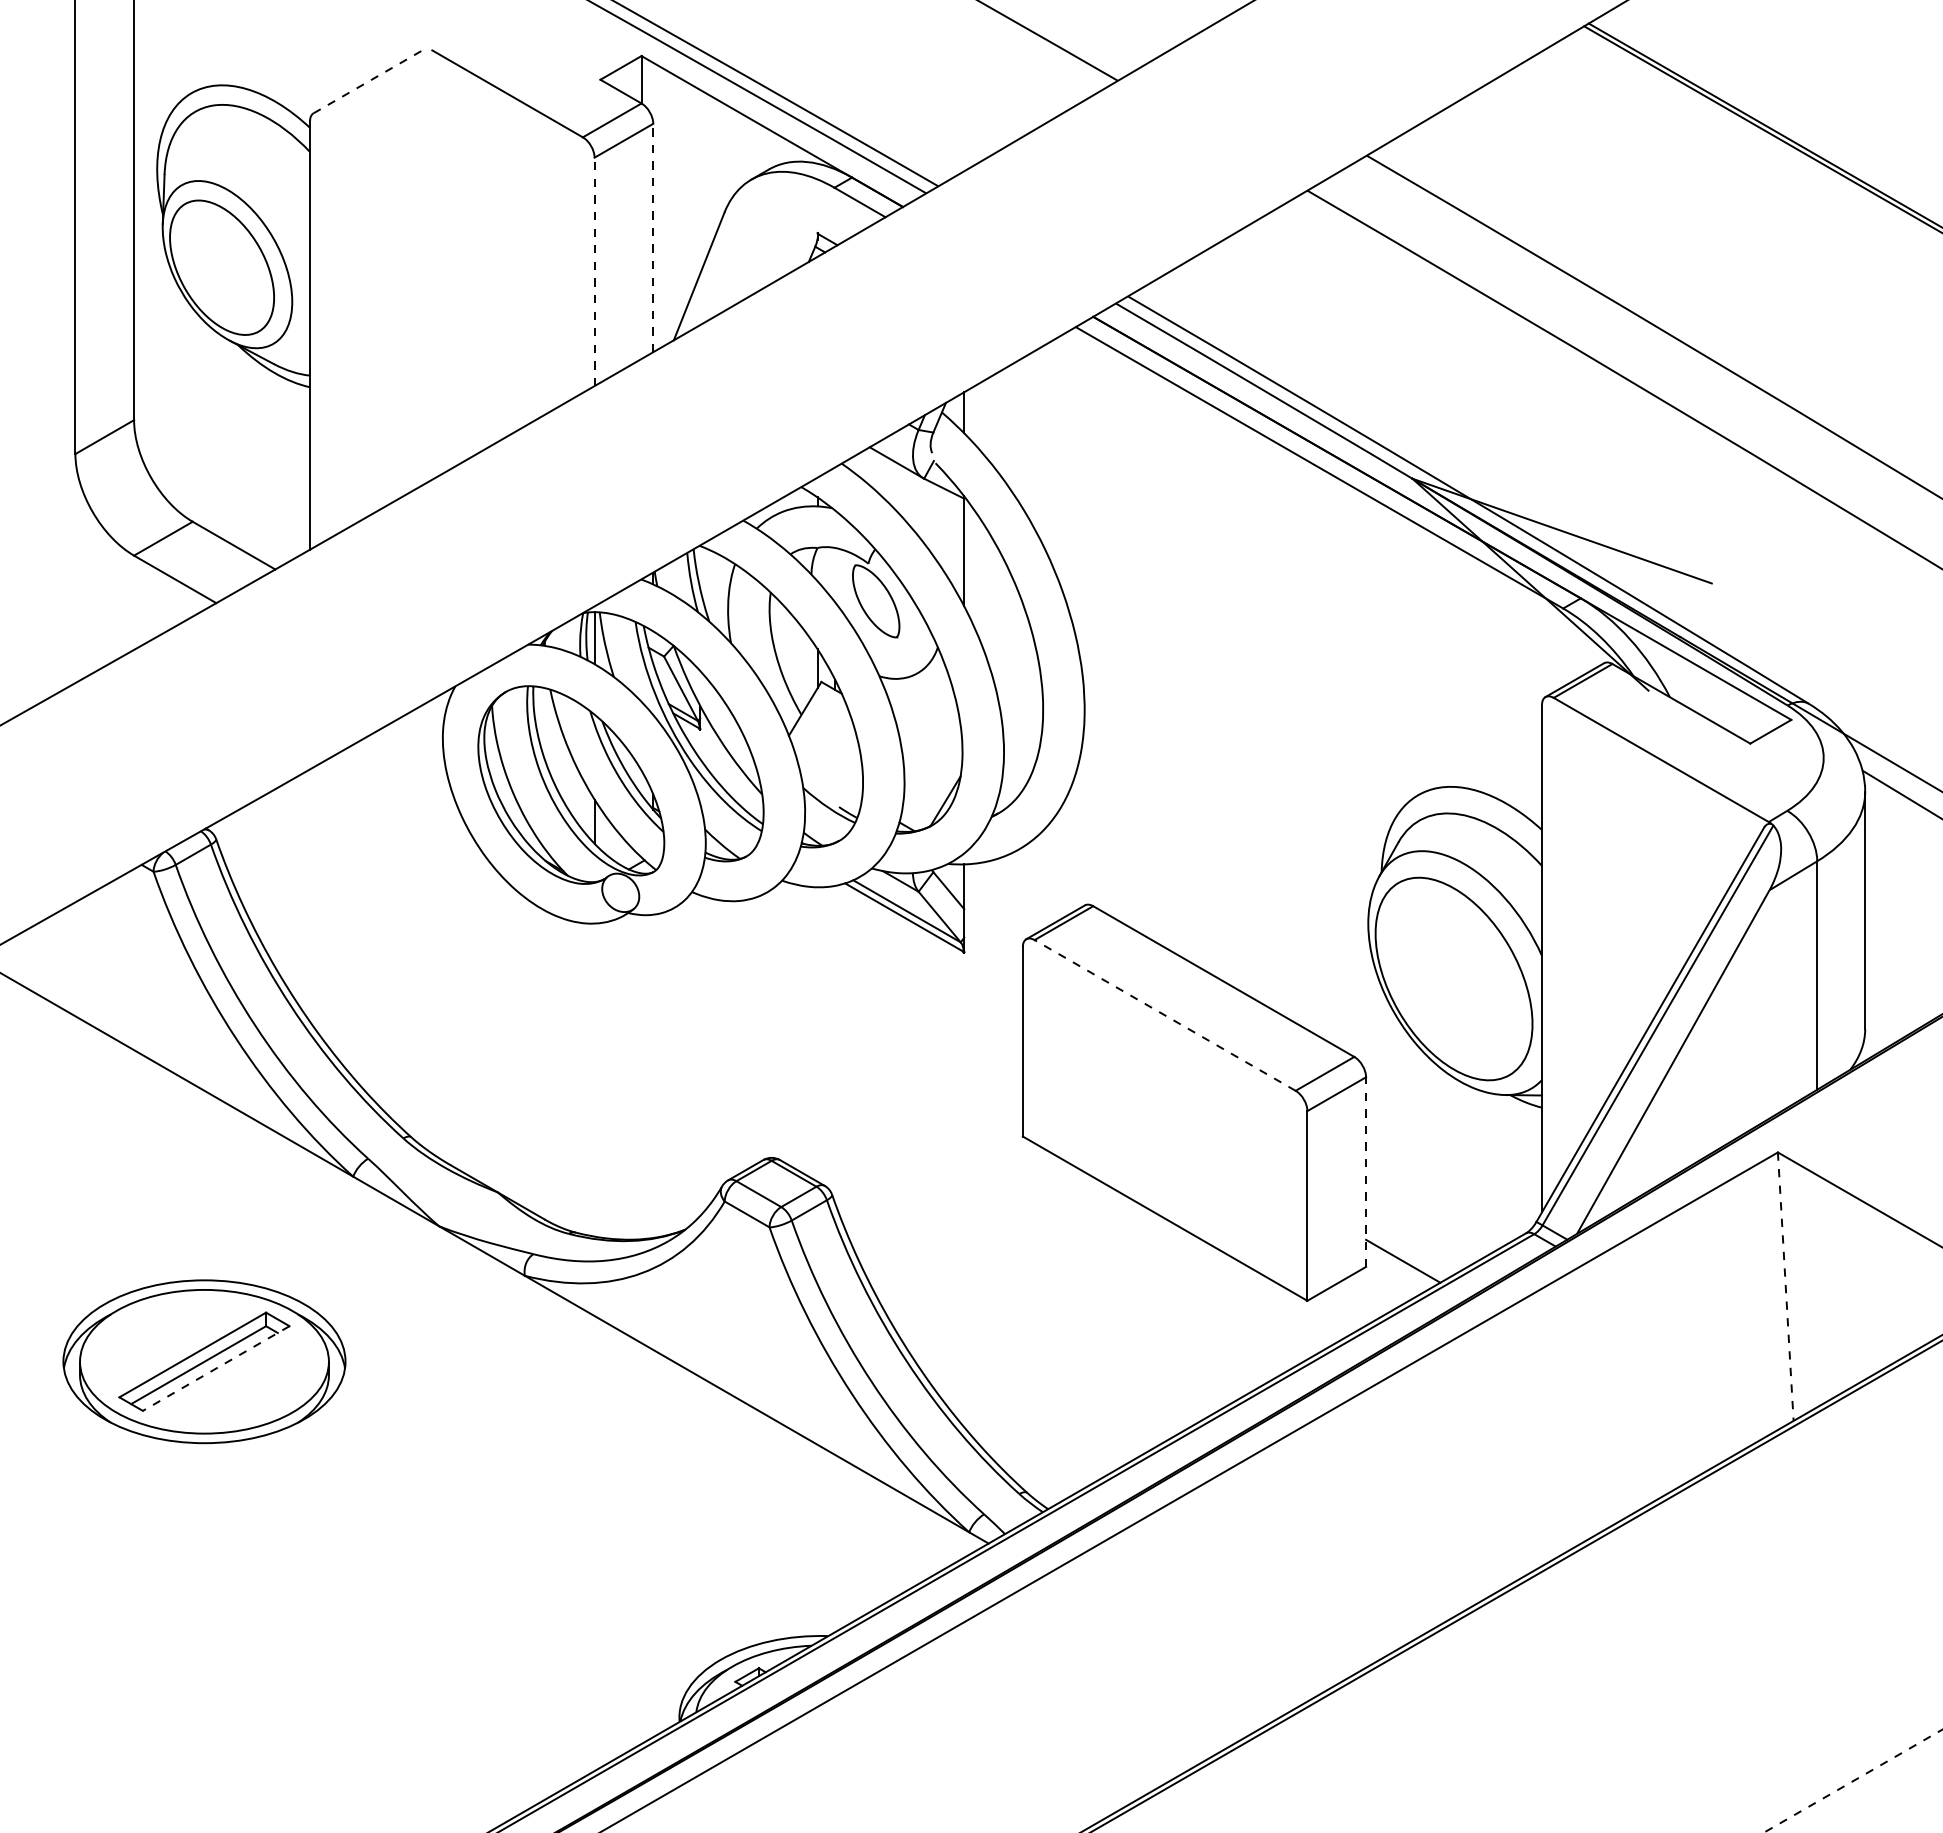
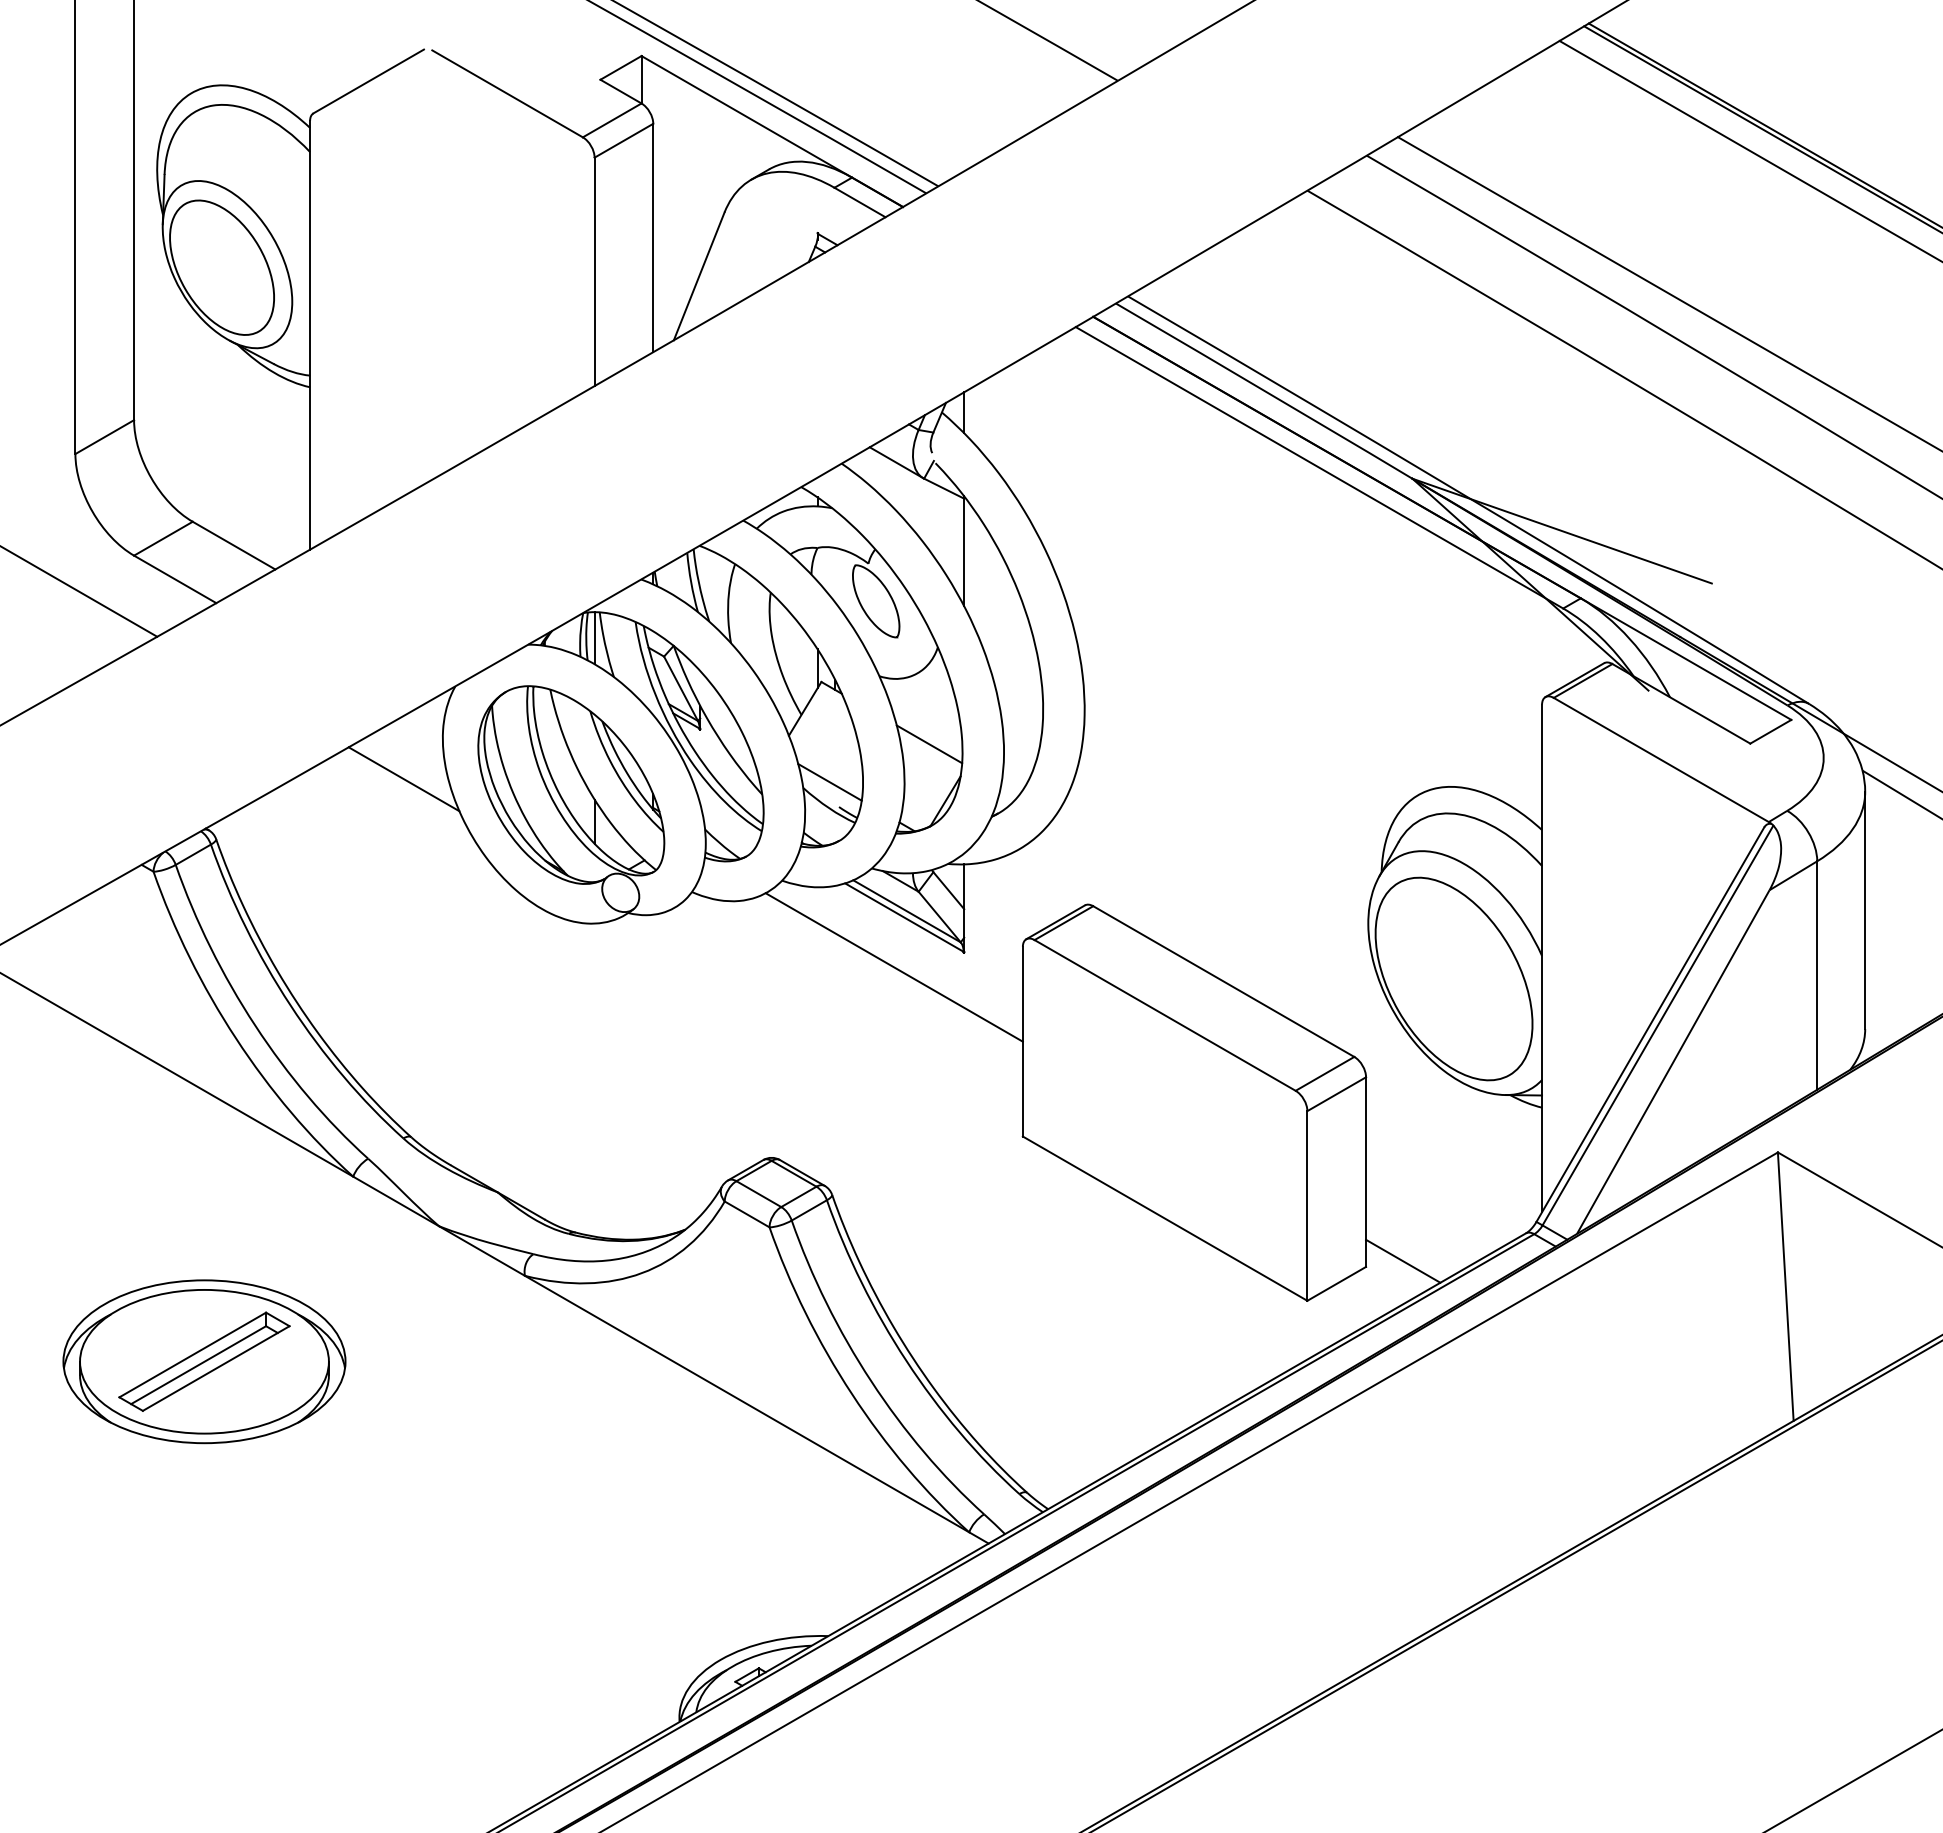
line: dashed -> solid (368, 81)
line: none -> present (1749, 150)
line: dashed -> solid (653, 237)
line: dashed -> solid (594, 271)
line: none -> present (1668, 293)
line: none -> present (79, 591)
line: none -> present (929, 744)
line: none -> present (403, 779)
line: none -> present (829, 782)
line: none -> present (893, 967)
line: dashed -> solid (1165, 1015)
line: dashed -> solid (1366, 1172)
line: dashed -> solid (1785, 1287)
line: dashed -> solid (216, 1368)
line: dashed -> solid (1852, 1781)
